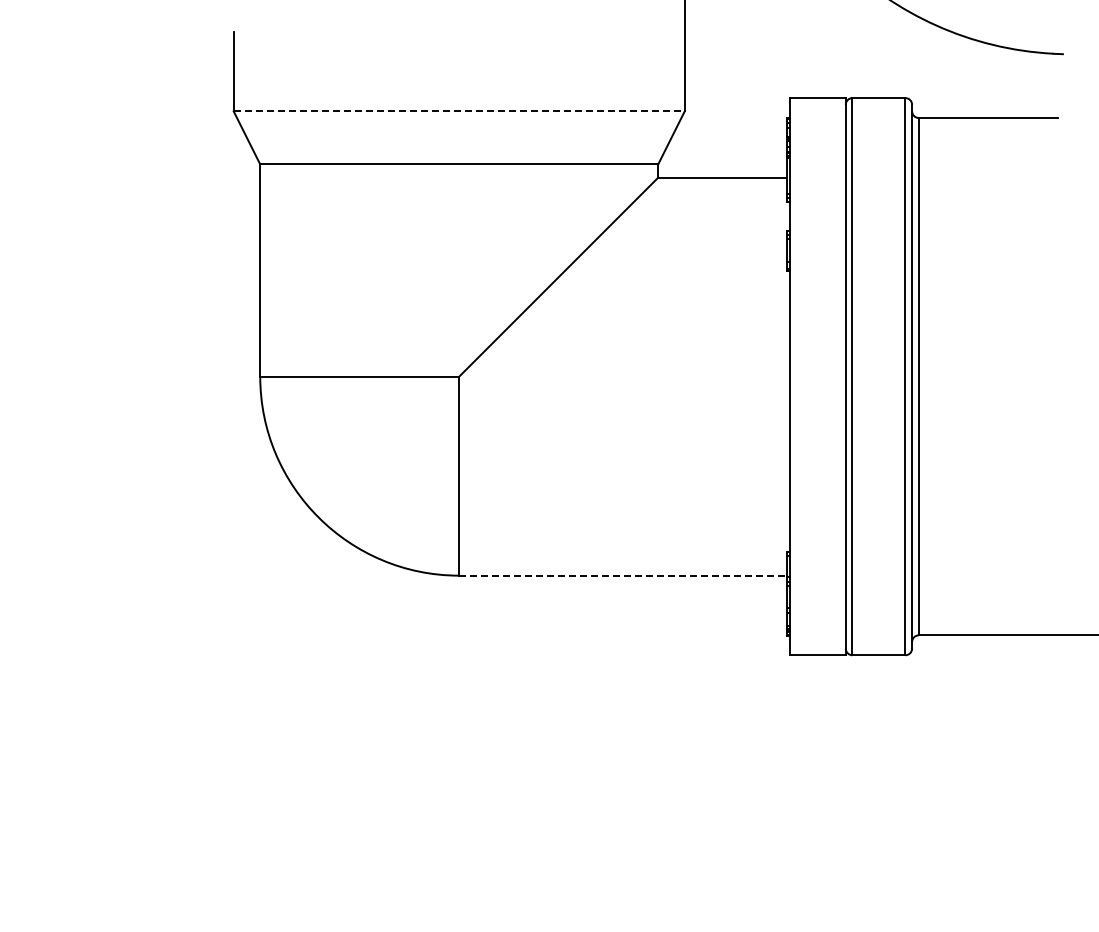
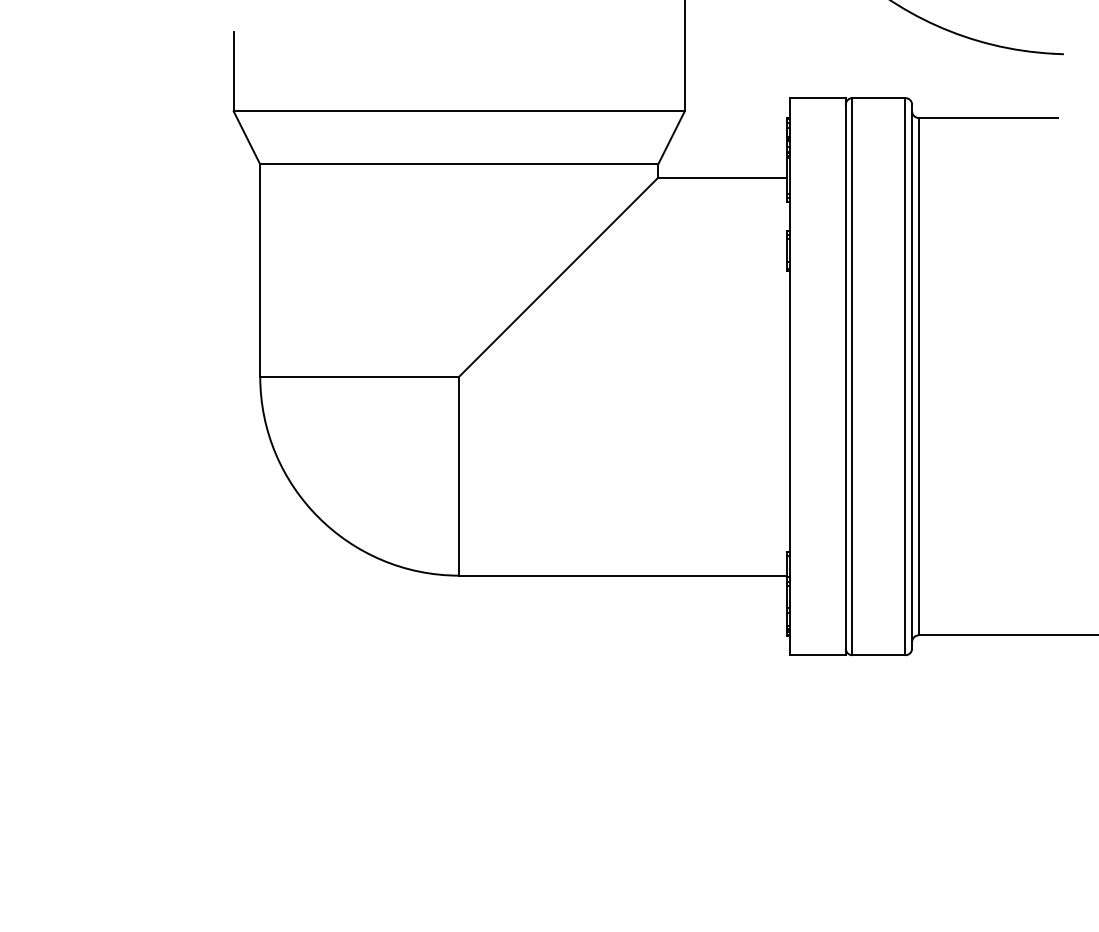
line: dashed -> solid (459, 111)
line: dashed -> solid (623, 575)
